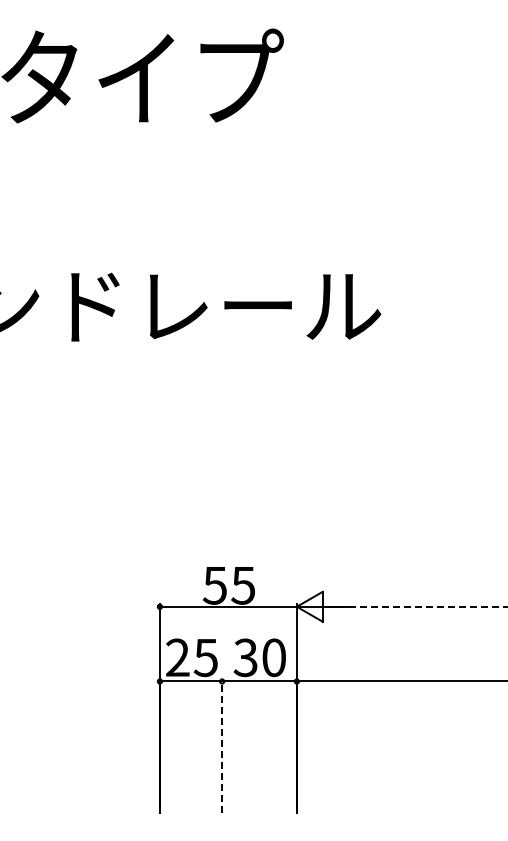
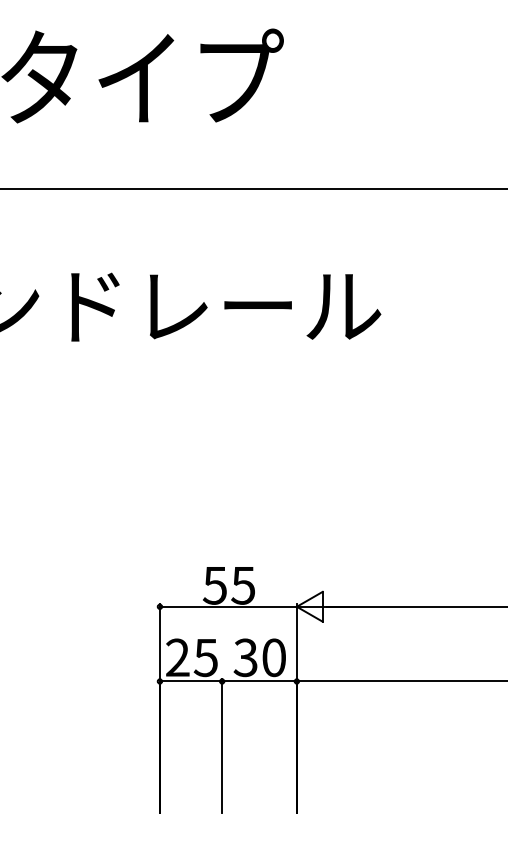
line: none -> present (253, 188)
line: dashed -> solid (417, 606)
line: dashed -> solid (222, 745)
